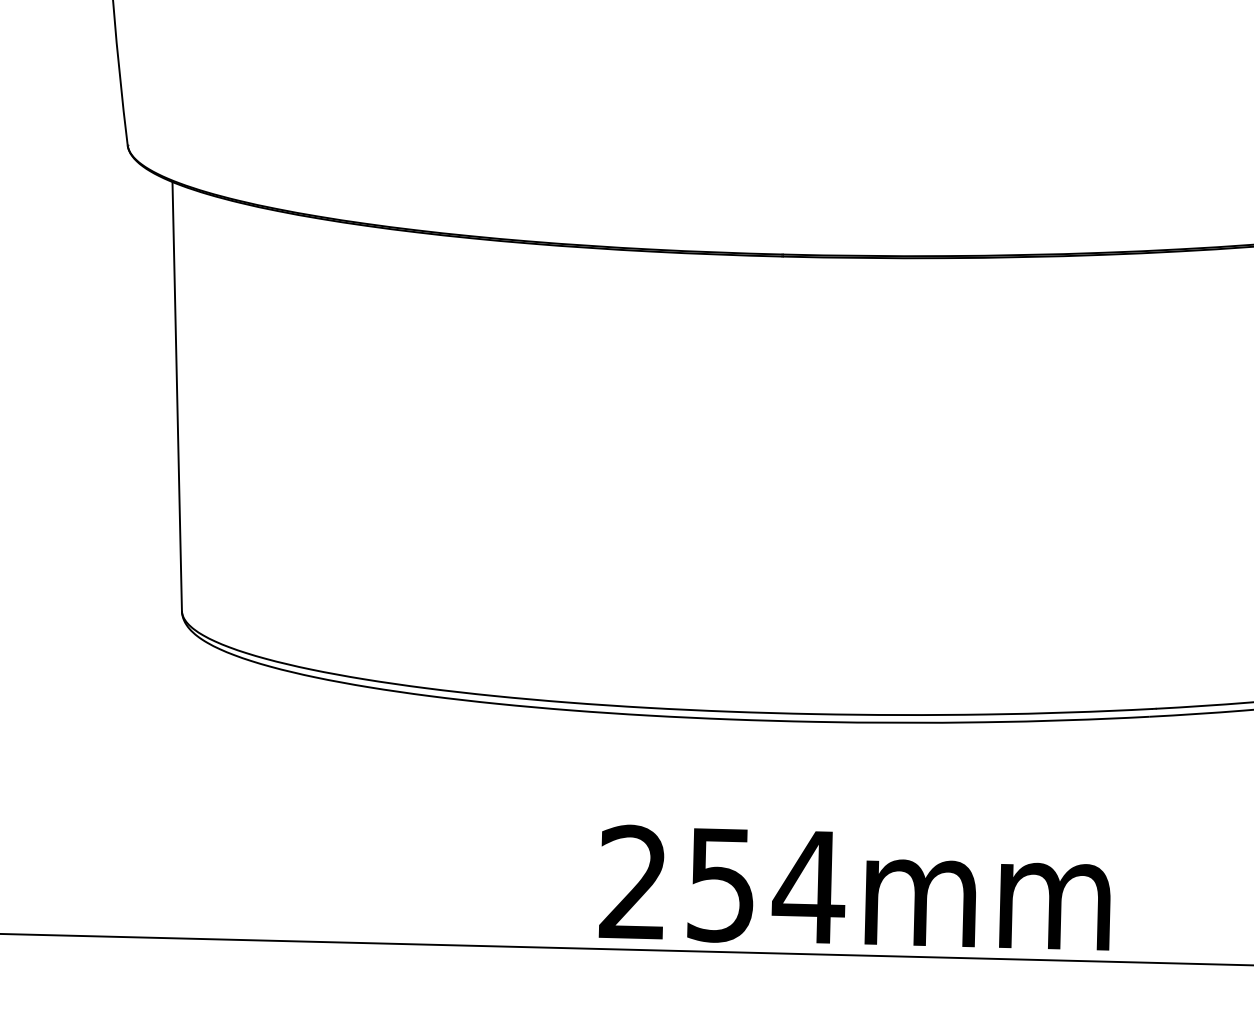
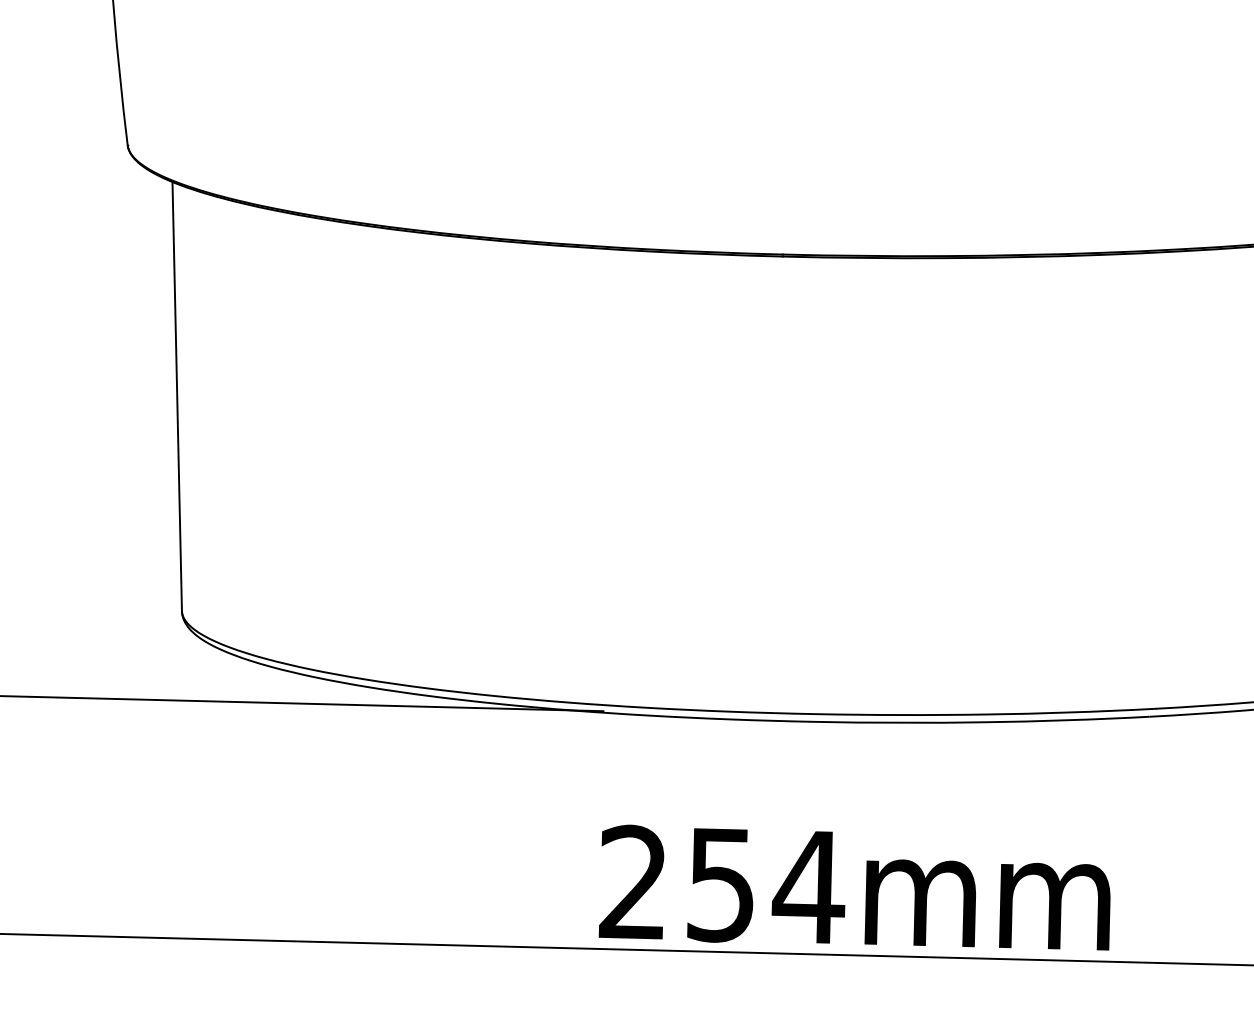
line: none -> present (302, 703)
